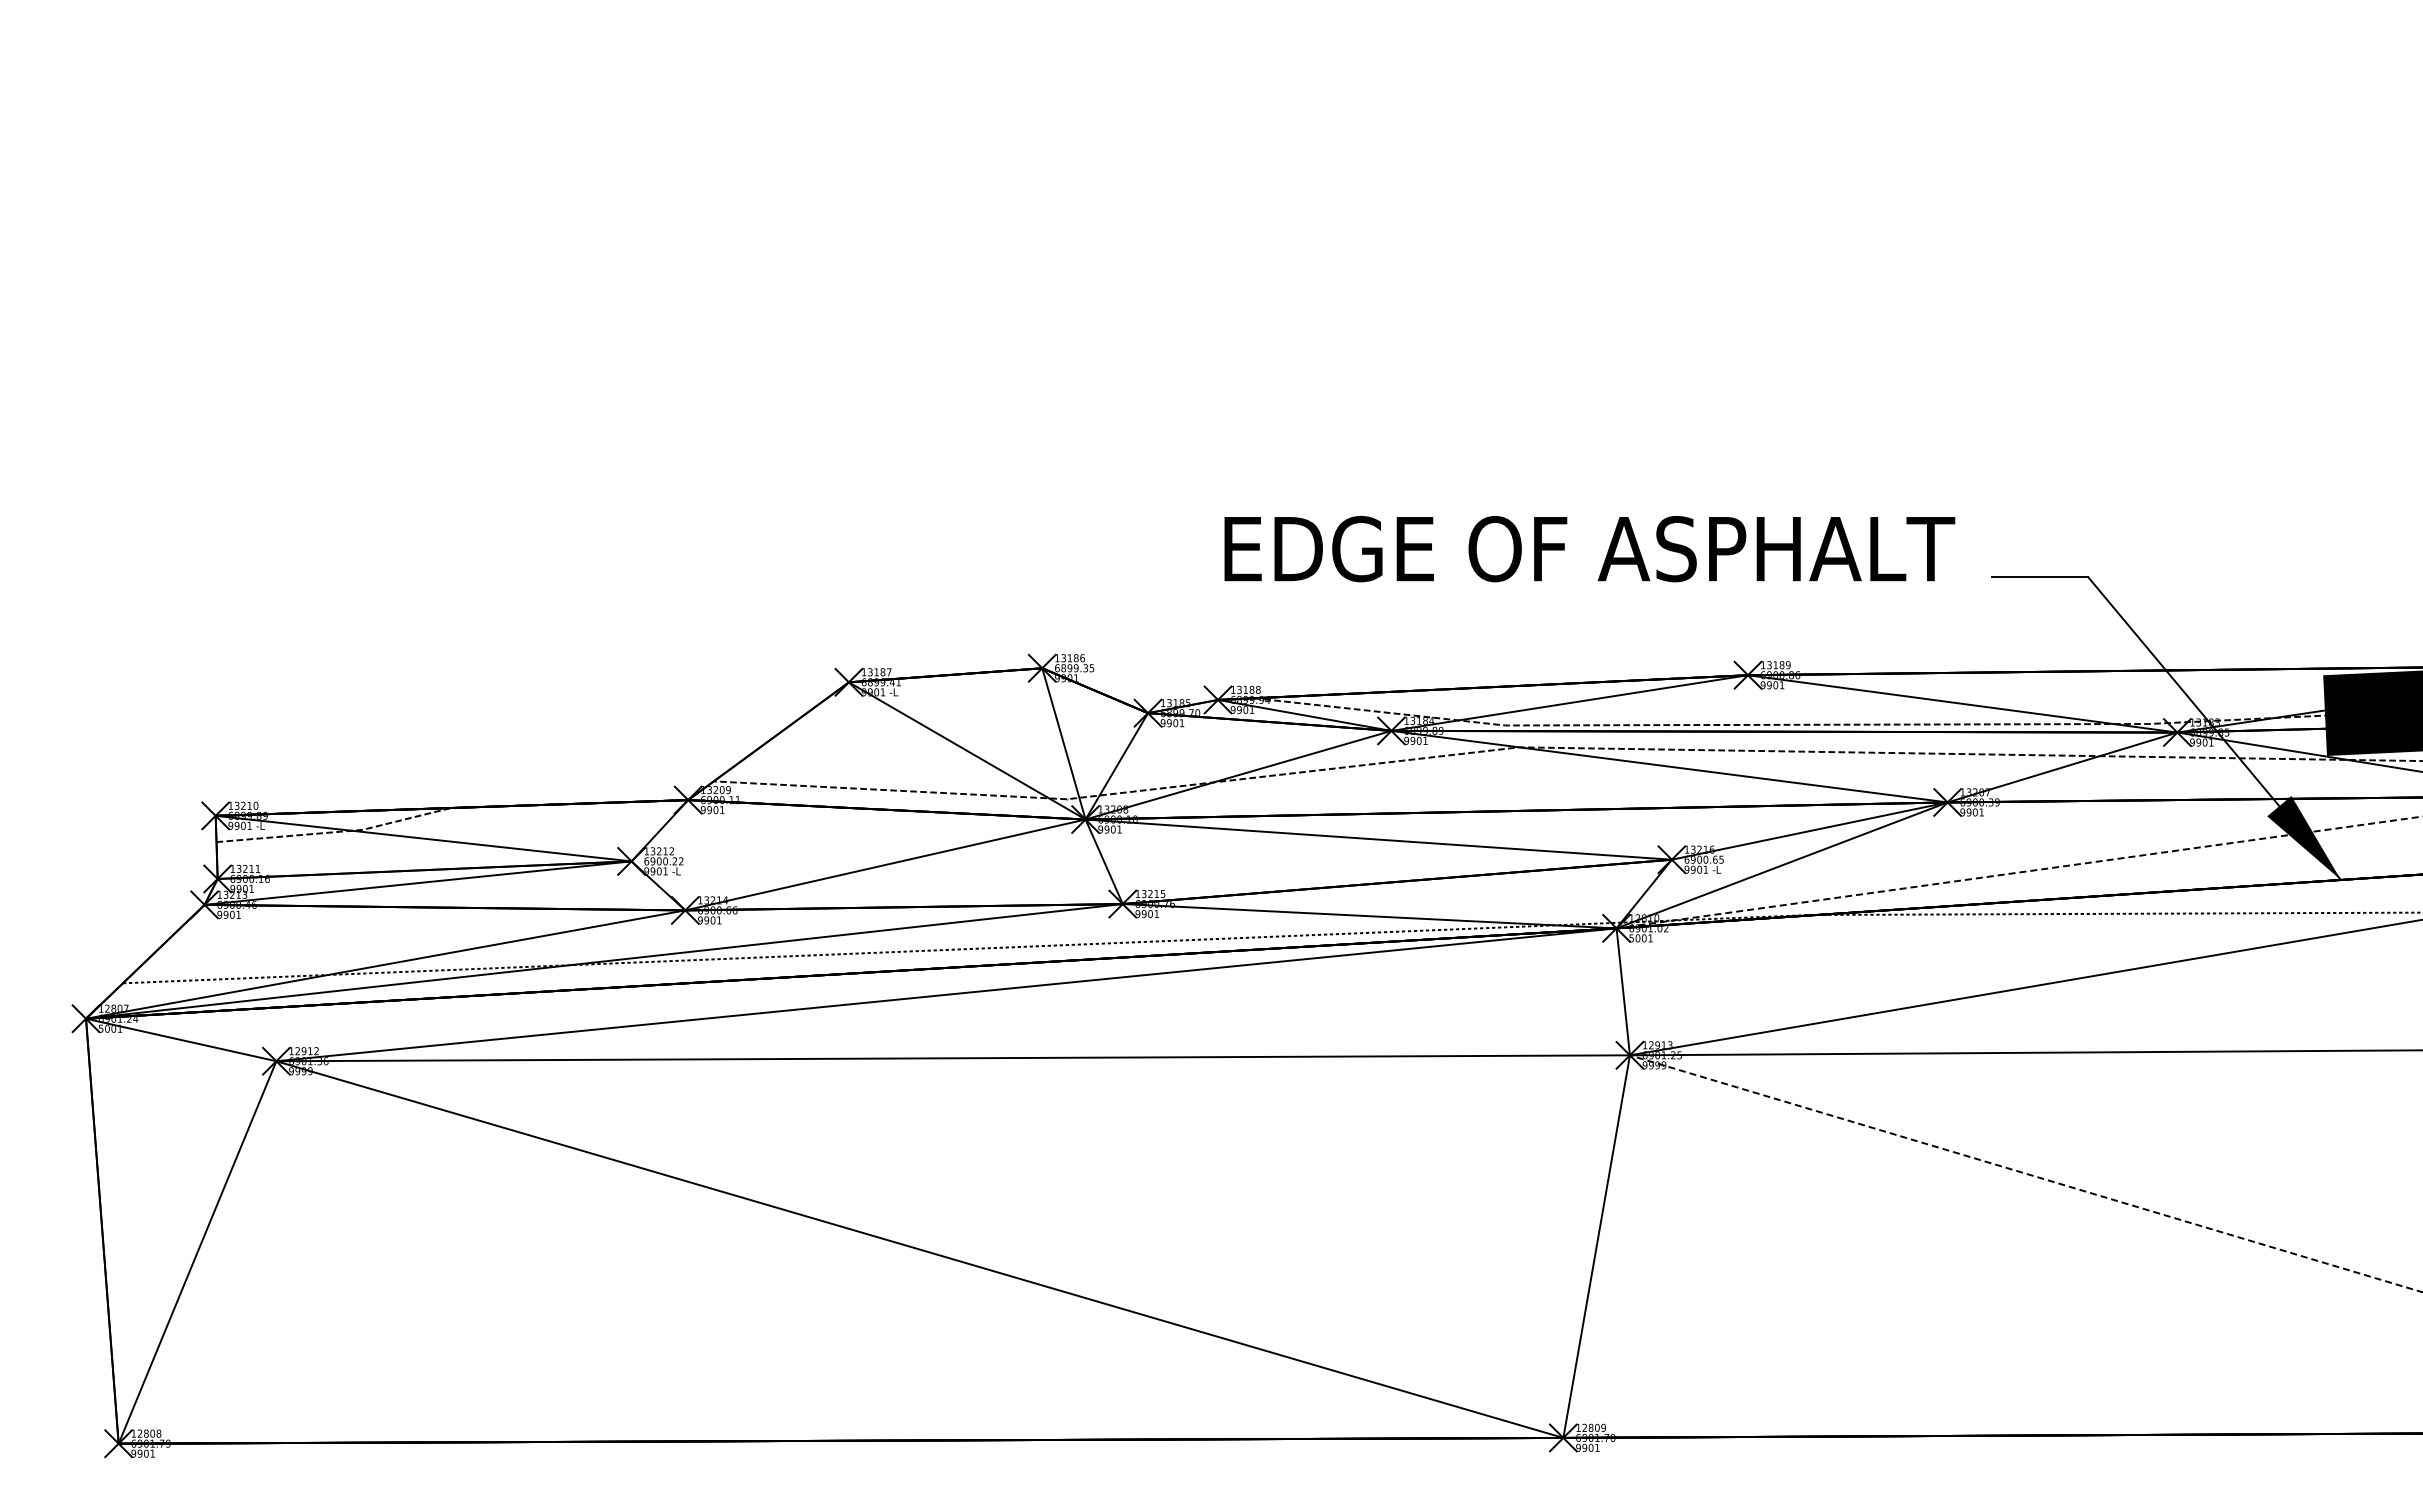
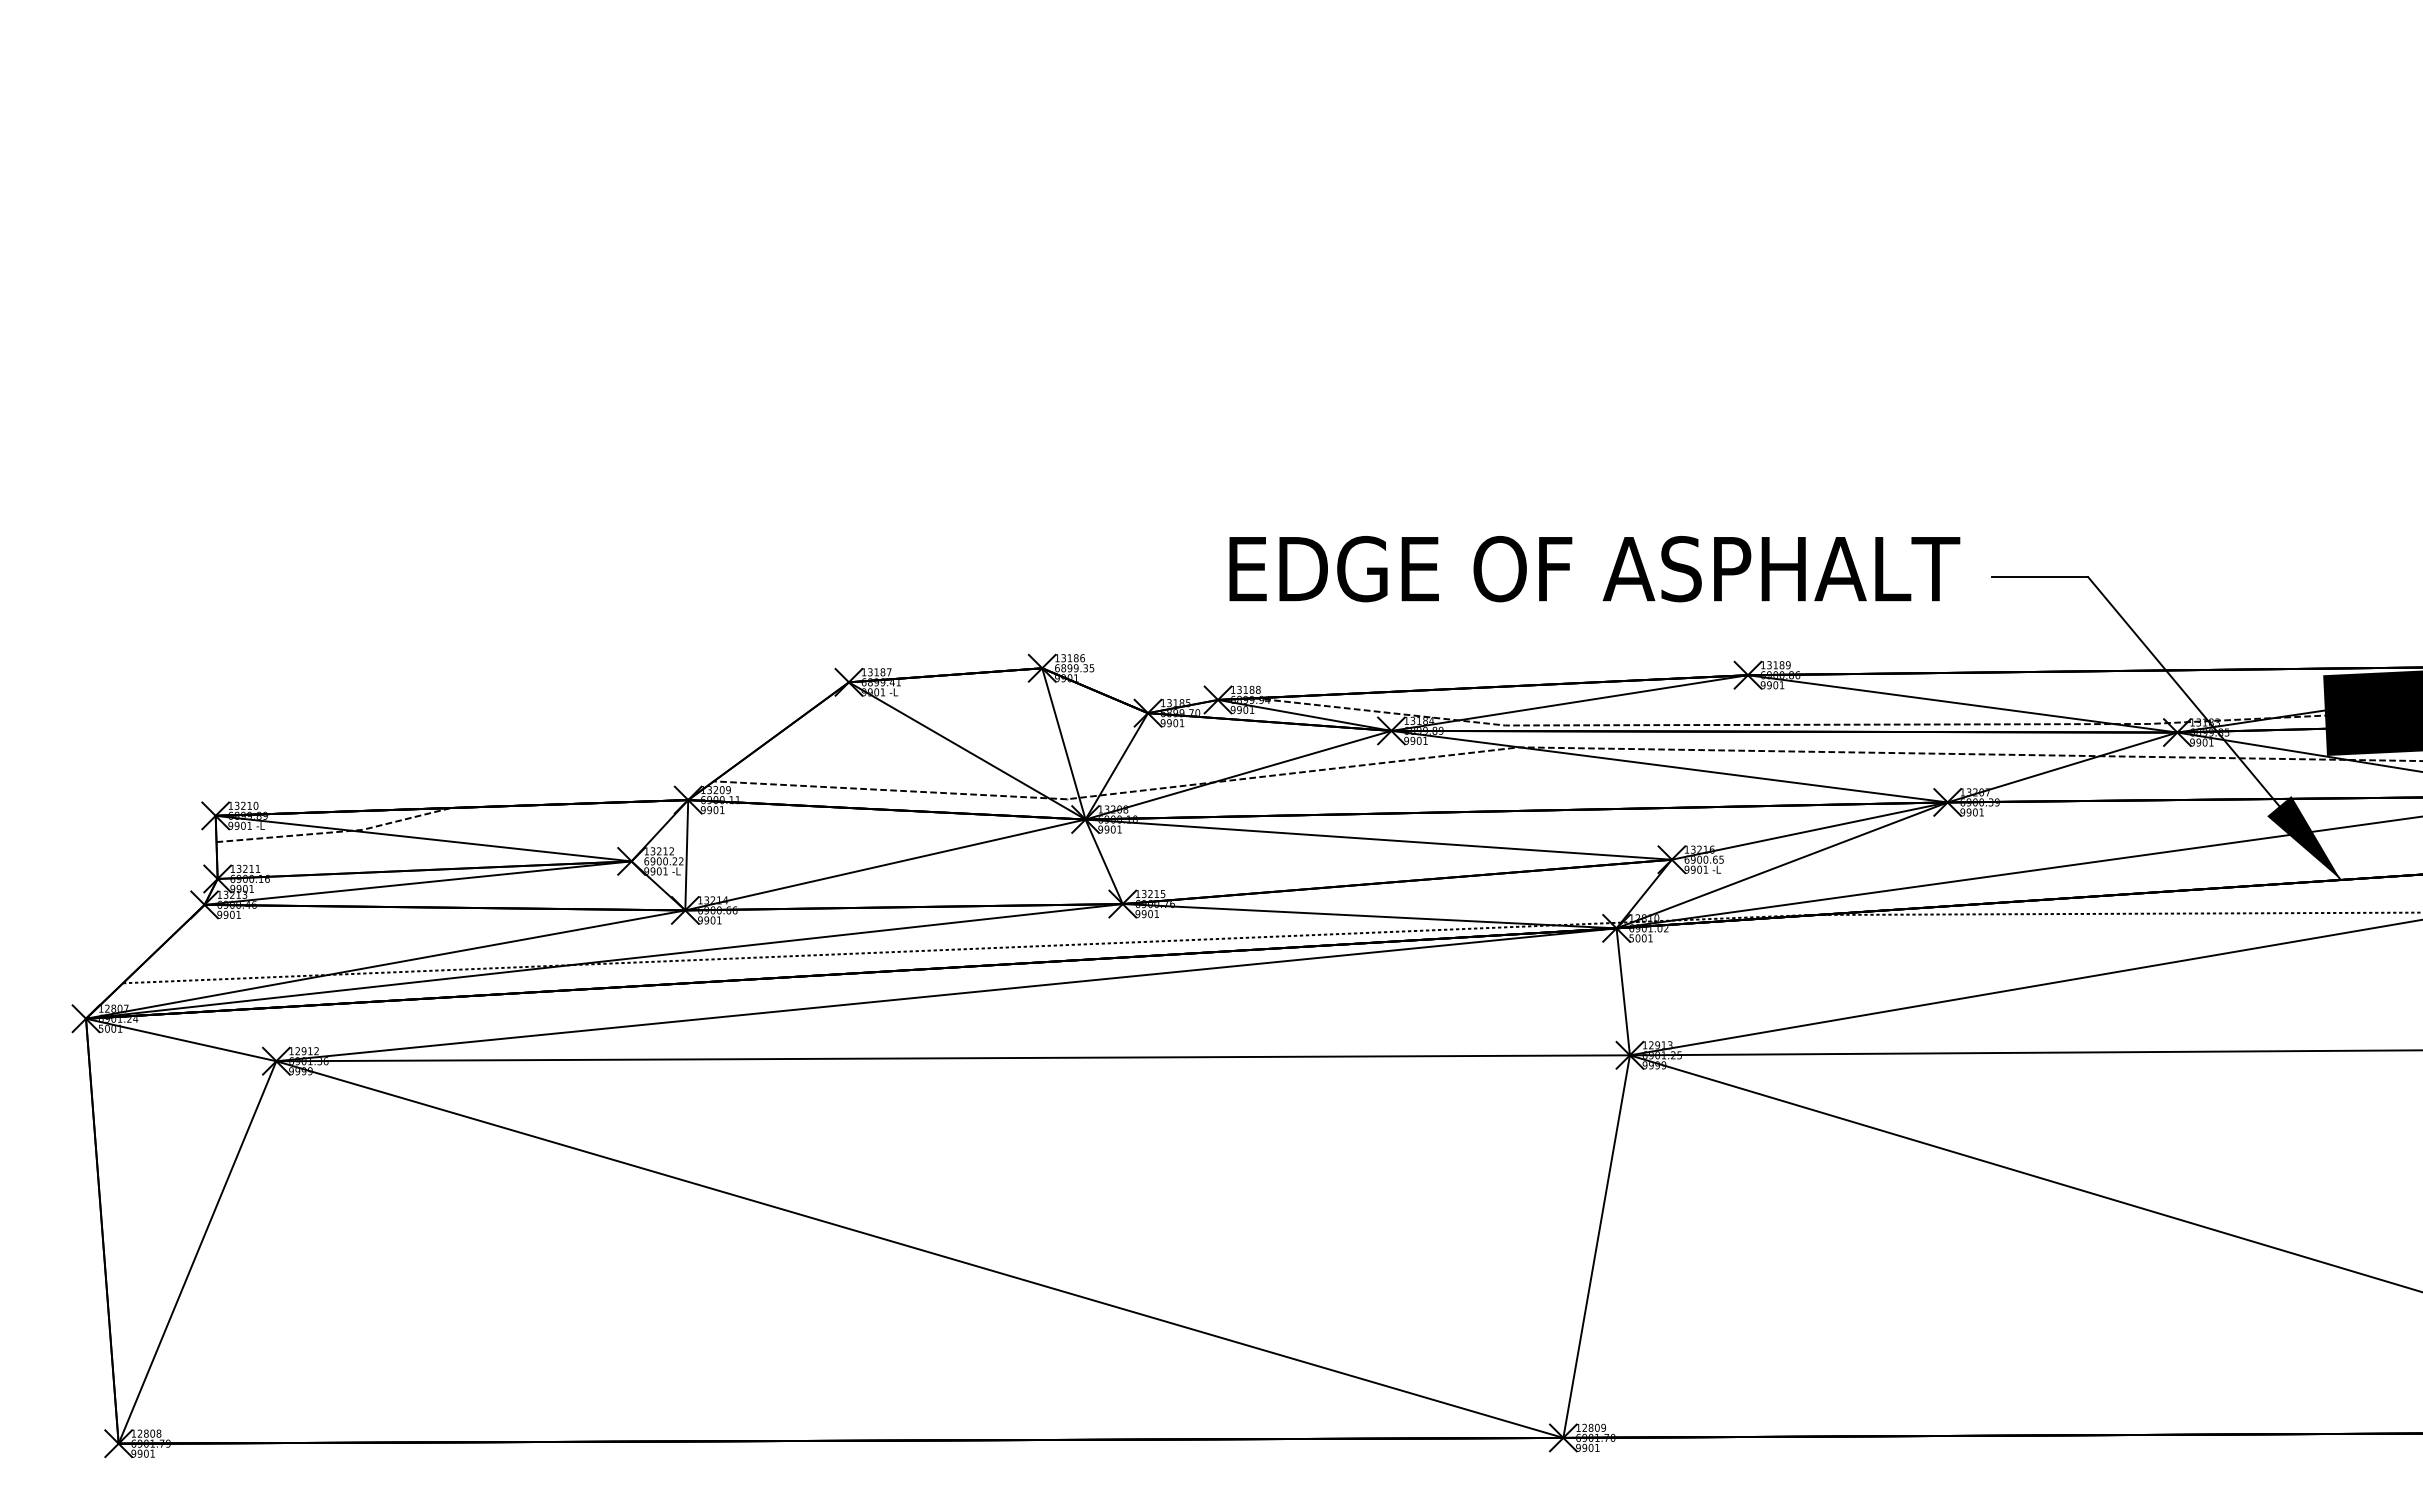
text position: (1589, 549) -> (1594, 569) (1594, 569)
line: none -> present (686, 855)
line: dashed -> solid (2019, 872)
line: dashed -> solid (2026, 1173)
